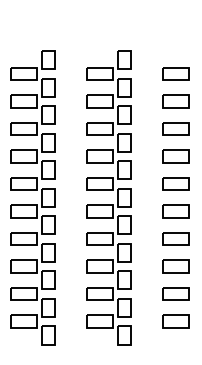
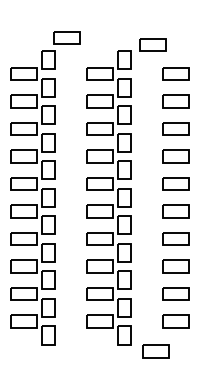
part: none -> present (66, 37)
part: none -> present (152, 44)
part: none -> present (155, 351)
